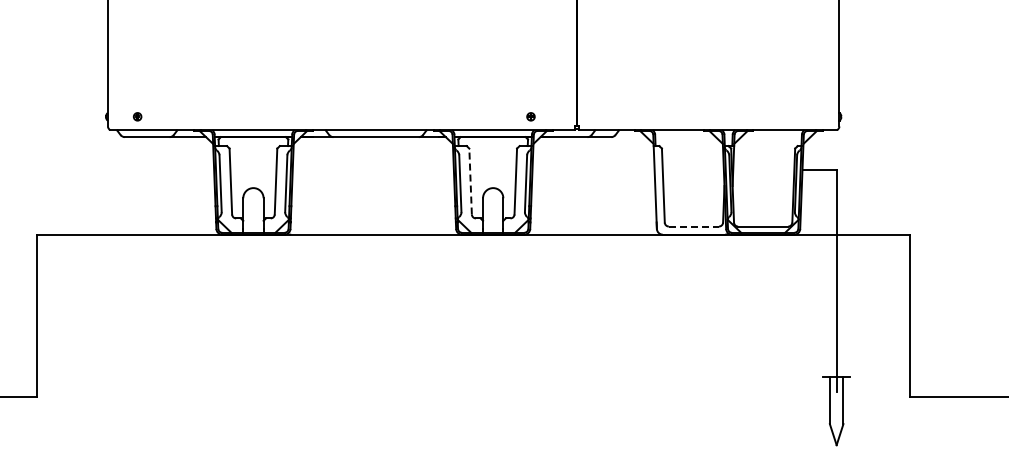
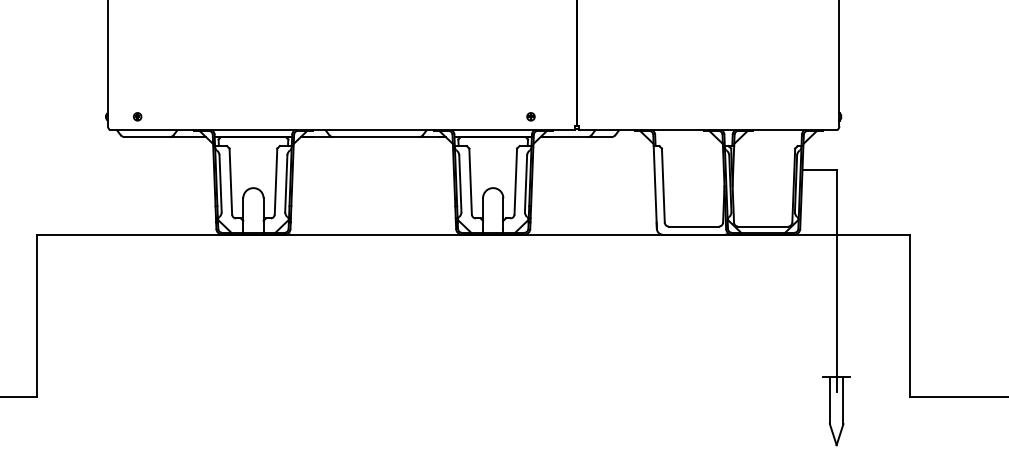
line: dashed -> solid (470, 181)
line: dashed -> solid (694, 226)
